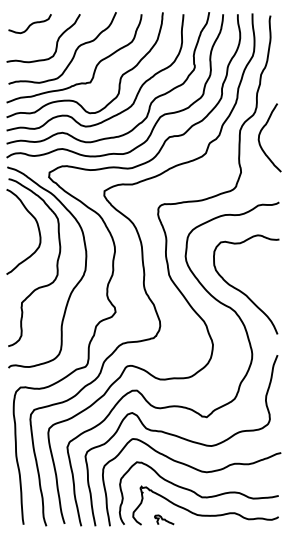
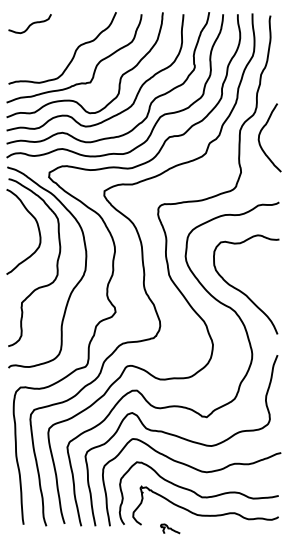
curve: present -> none (56, 41)
curve position: (164, 519) -> (170, 528) (170, 528)
